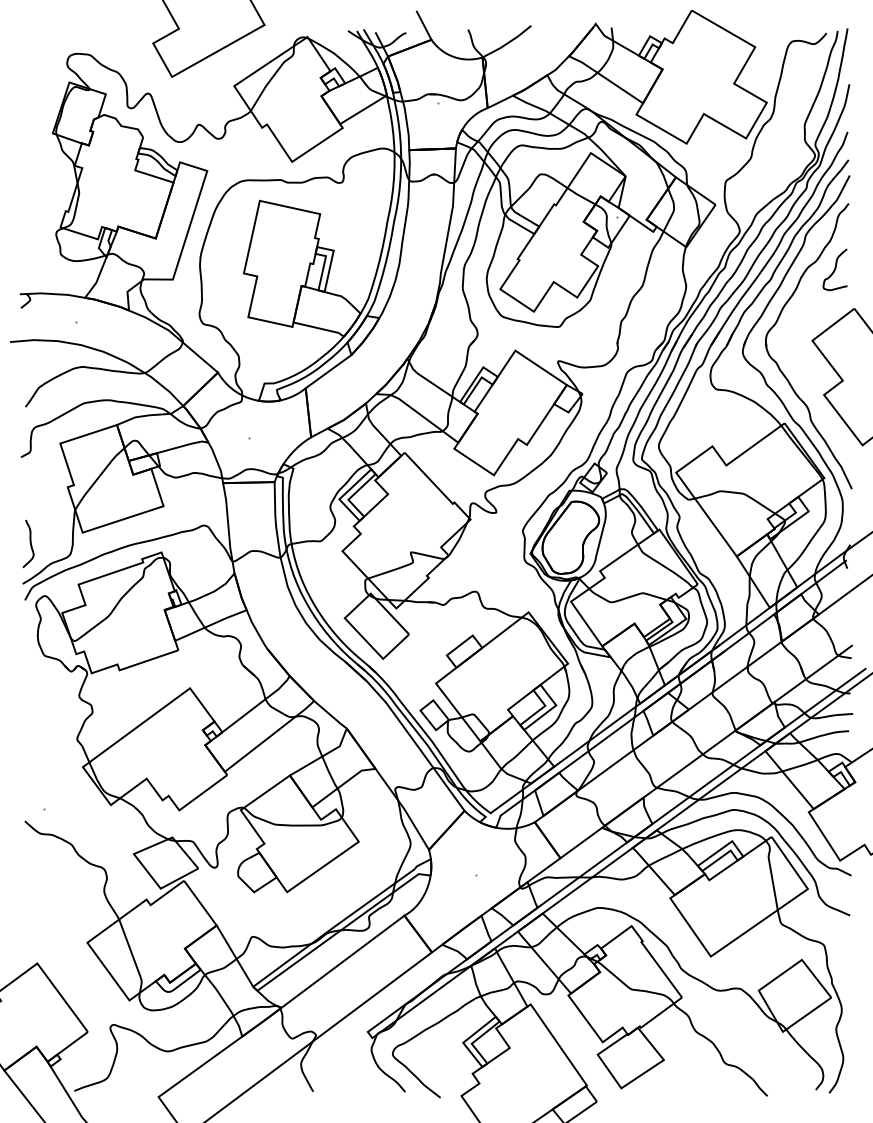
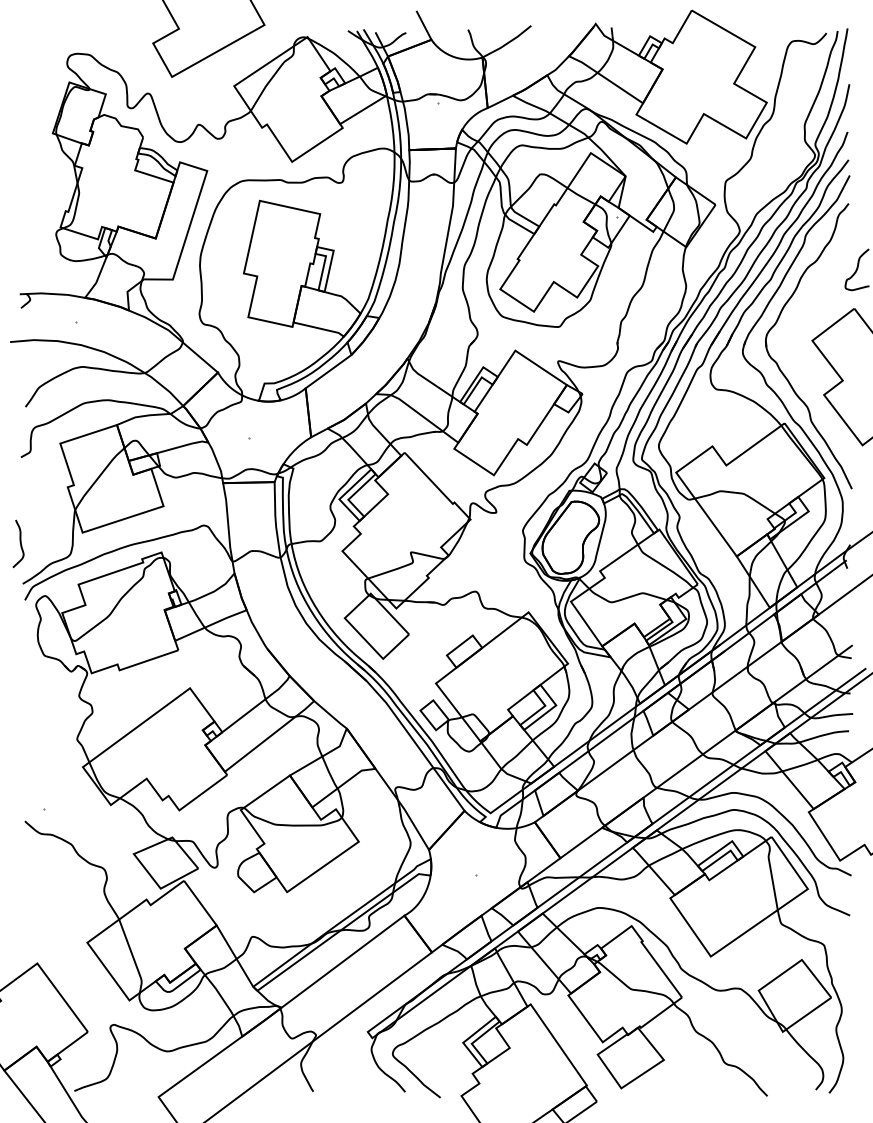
curve position: (834, 269) -> (856, 269) (856, 269)
curve position: (29, 542) -> (19, 542) (19, 542)
